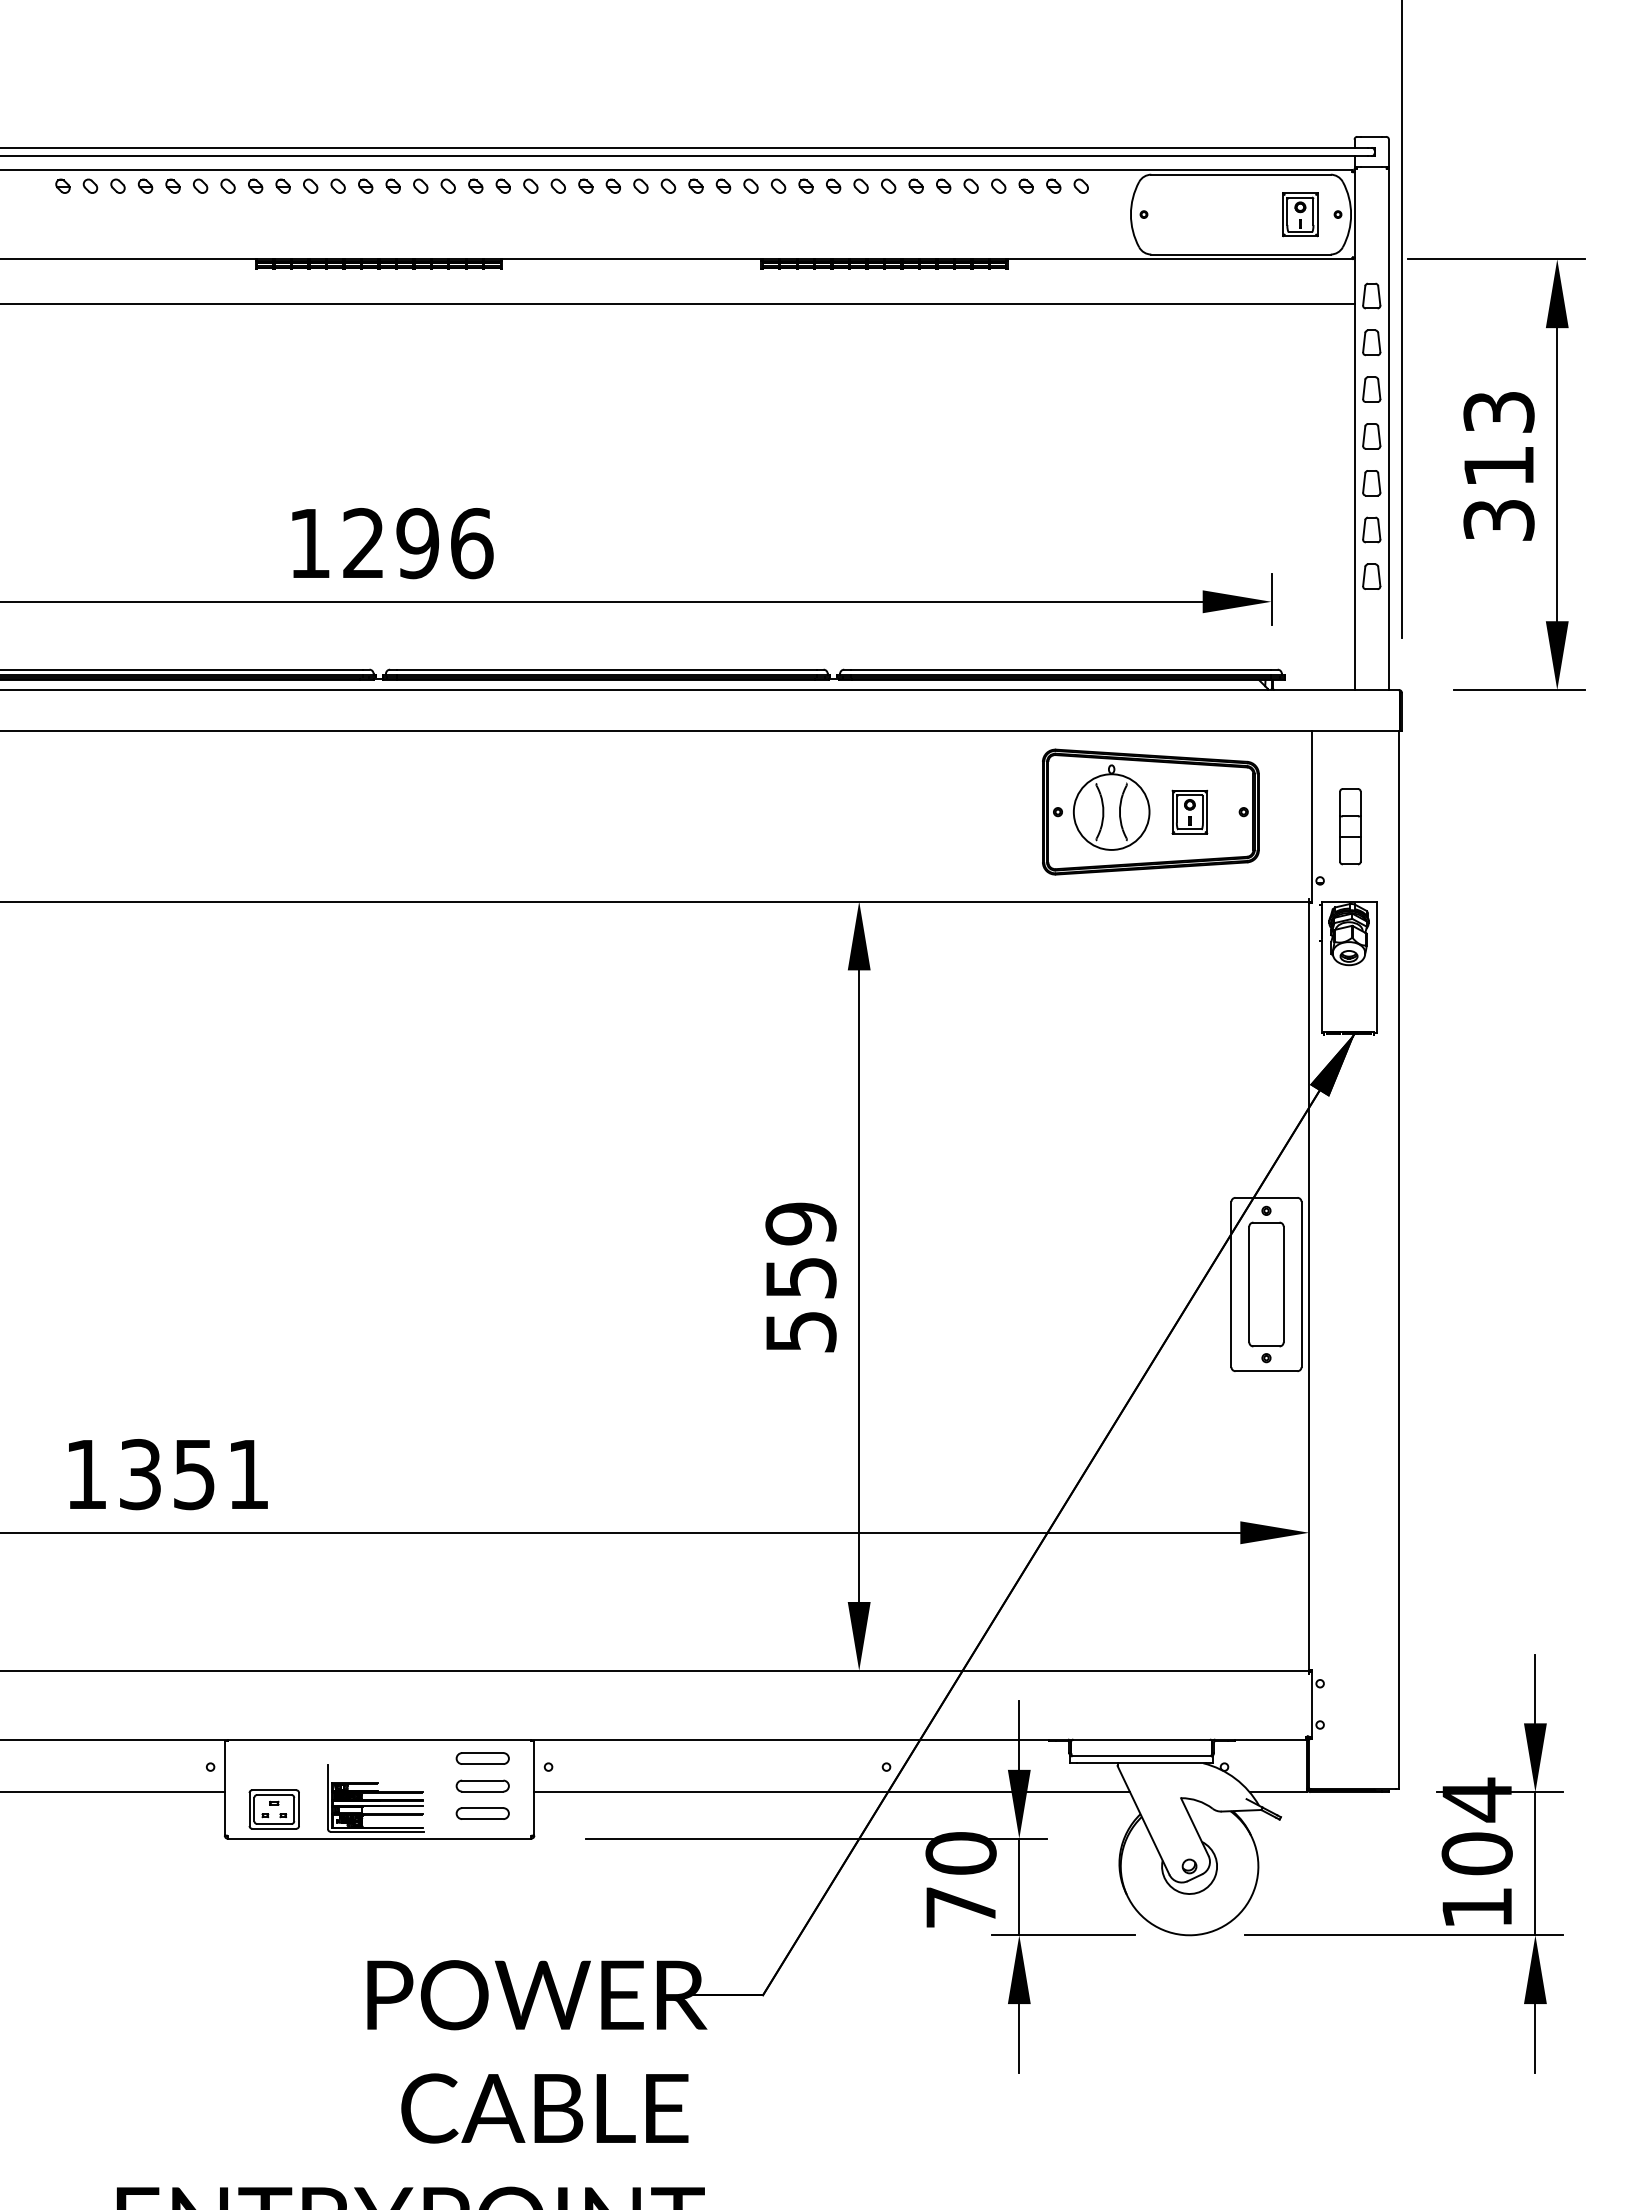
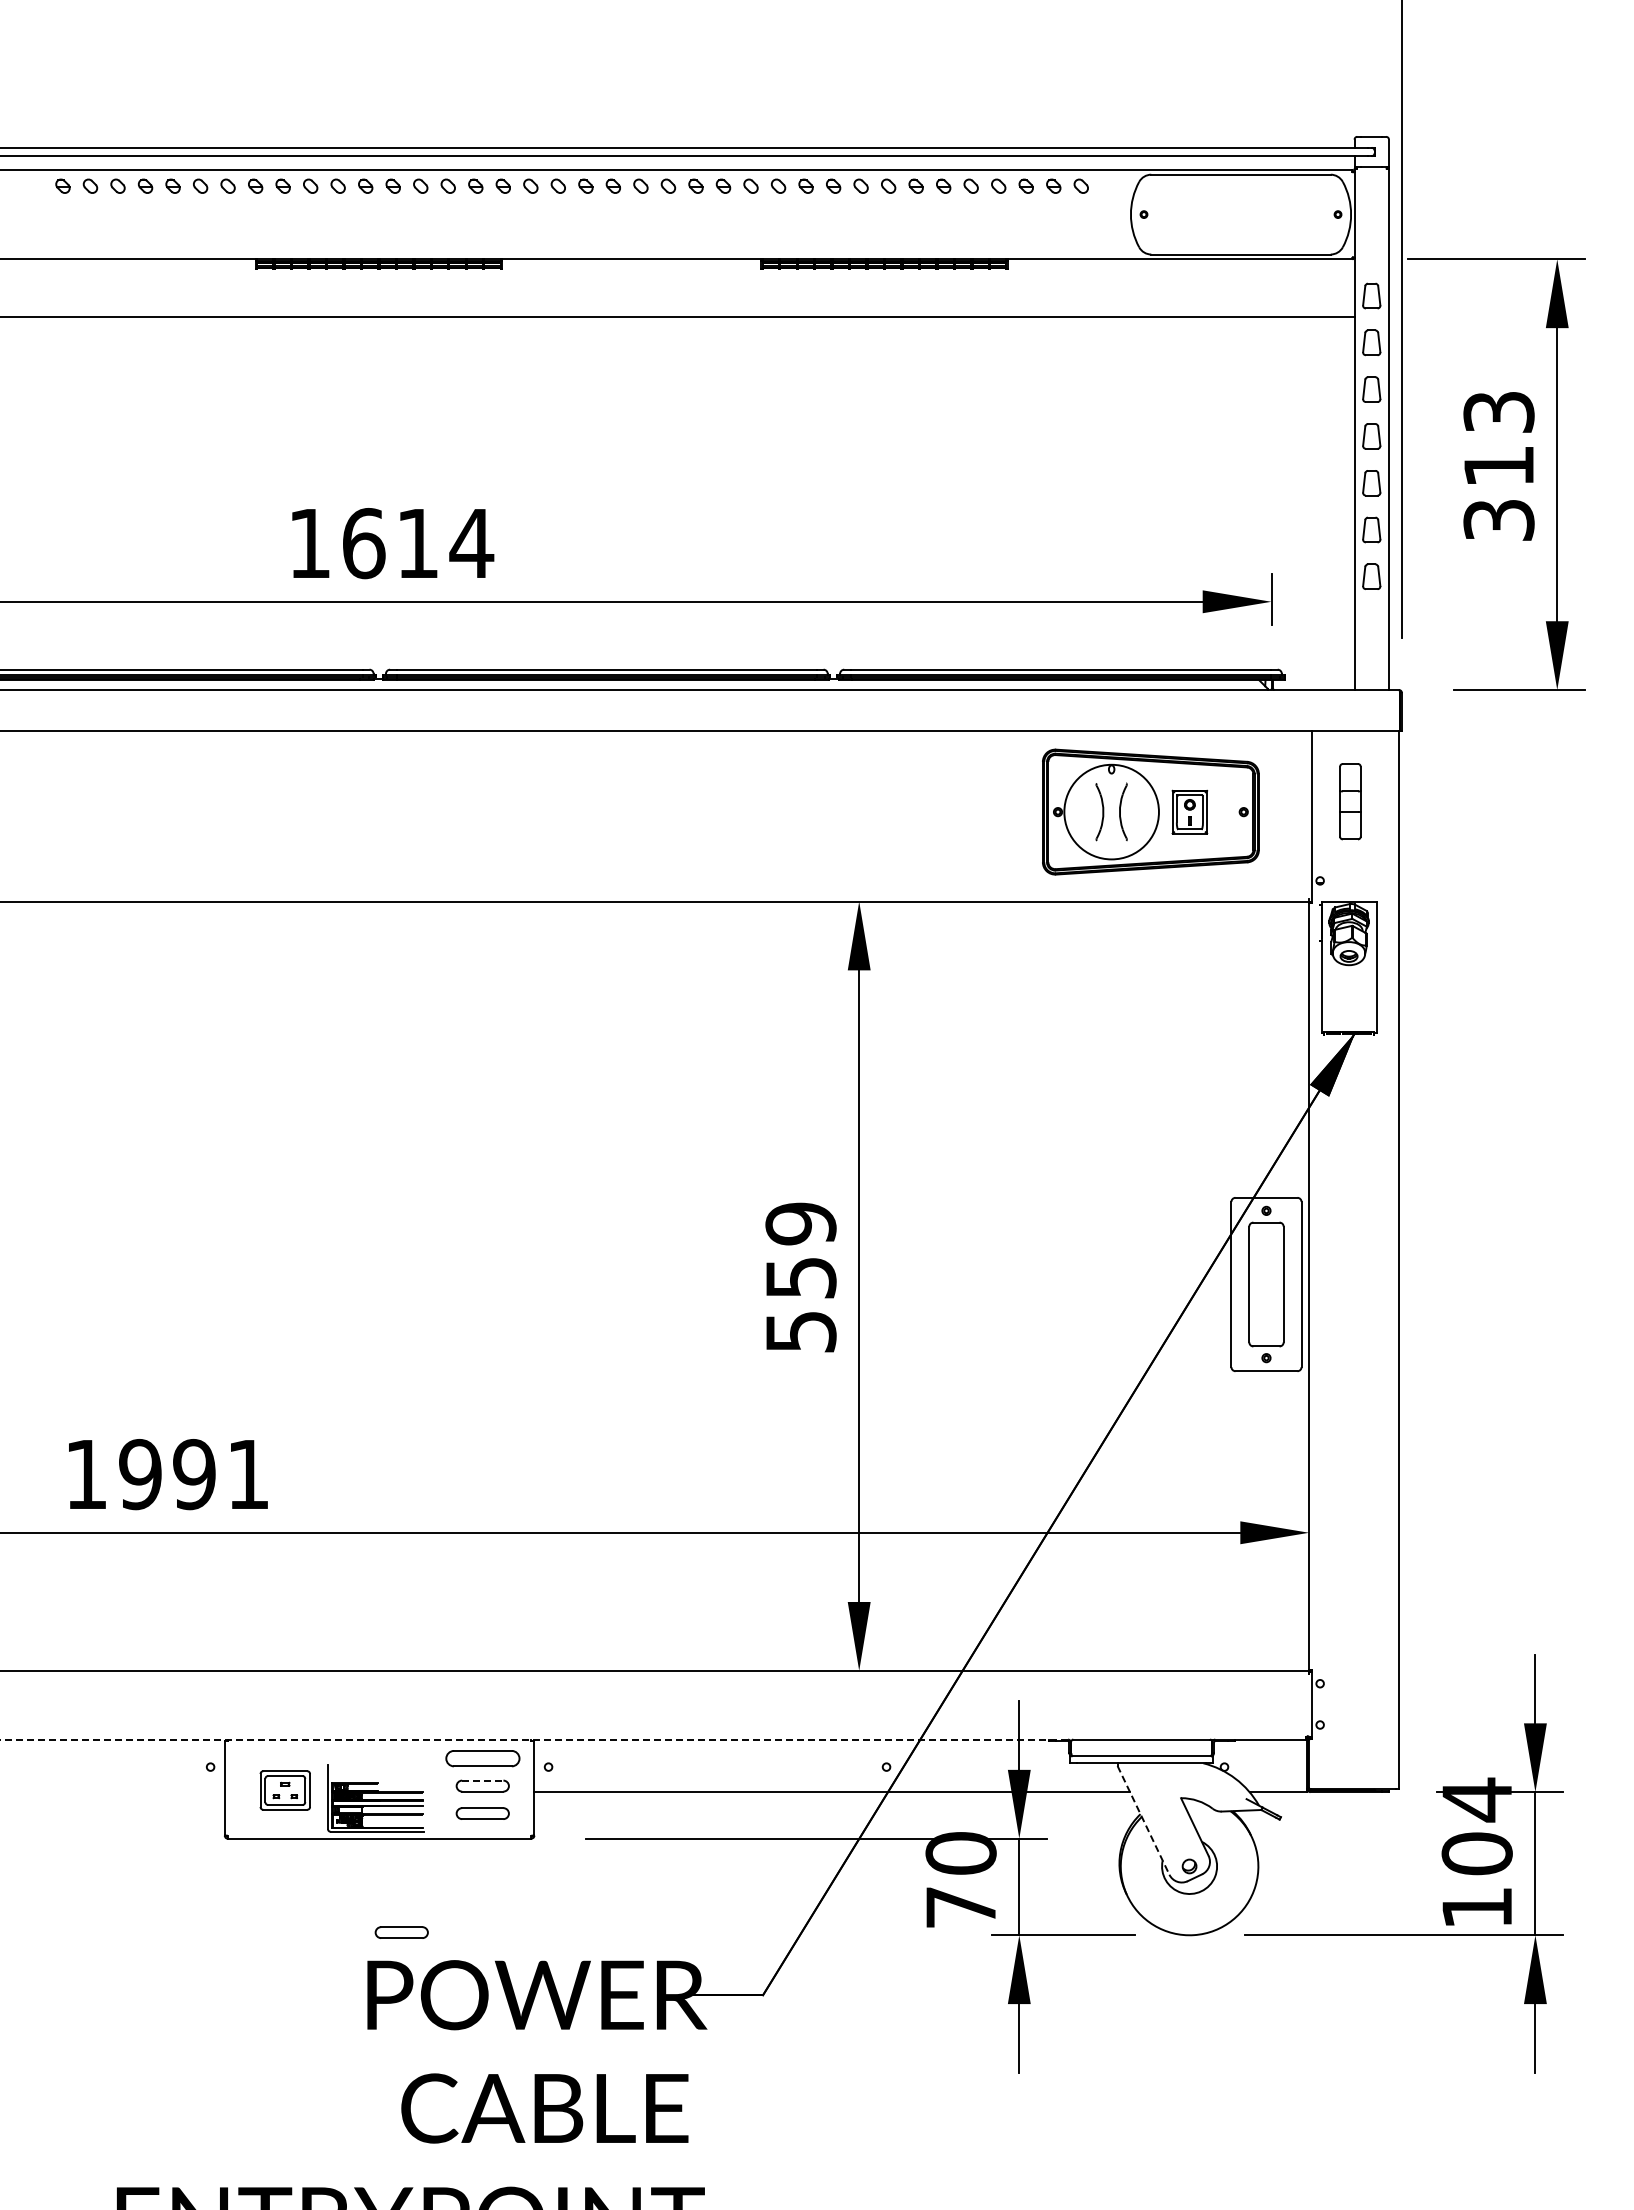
part: present -> none (1300, 214)
line position: (678, 304) -> (678, 317) (678, 317)
text: 1296 -> 1614 (418, 543)
circle diameter: 76 px -> 95 px (1111, 811)
part position: (1350, 826) -> (1350, 801) (1350, 801)
text: 1351 -> 1991 (167, 1474)
line: solid -> dashed (537, 1739)
part size: 55x13 px -> 76x18 px (482, 1758)
line: solid -> dashed (482, 1780)
line: present -> none (113, 1792)
part position: (273, 1809) -> (284, 1790) (284, 1790)
line: solid -> dashed (1143, 1820)
part: none -> present (401, 1932)
